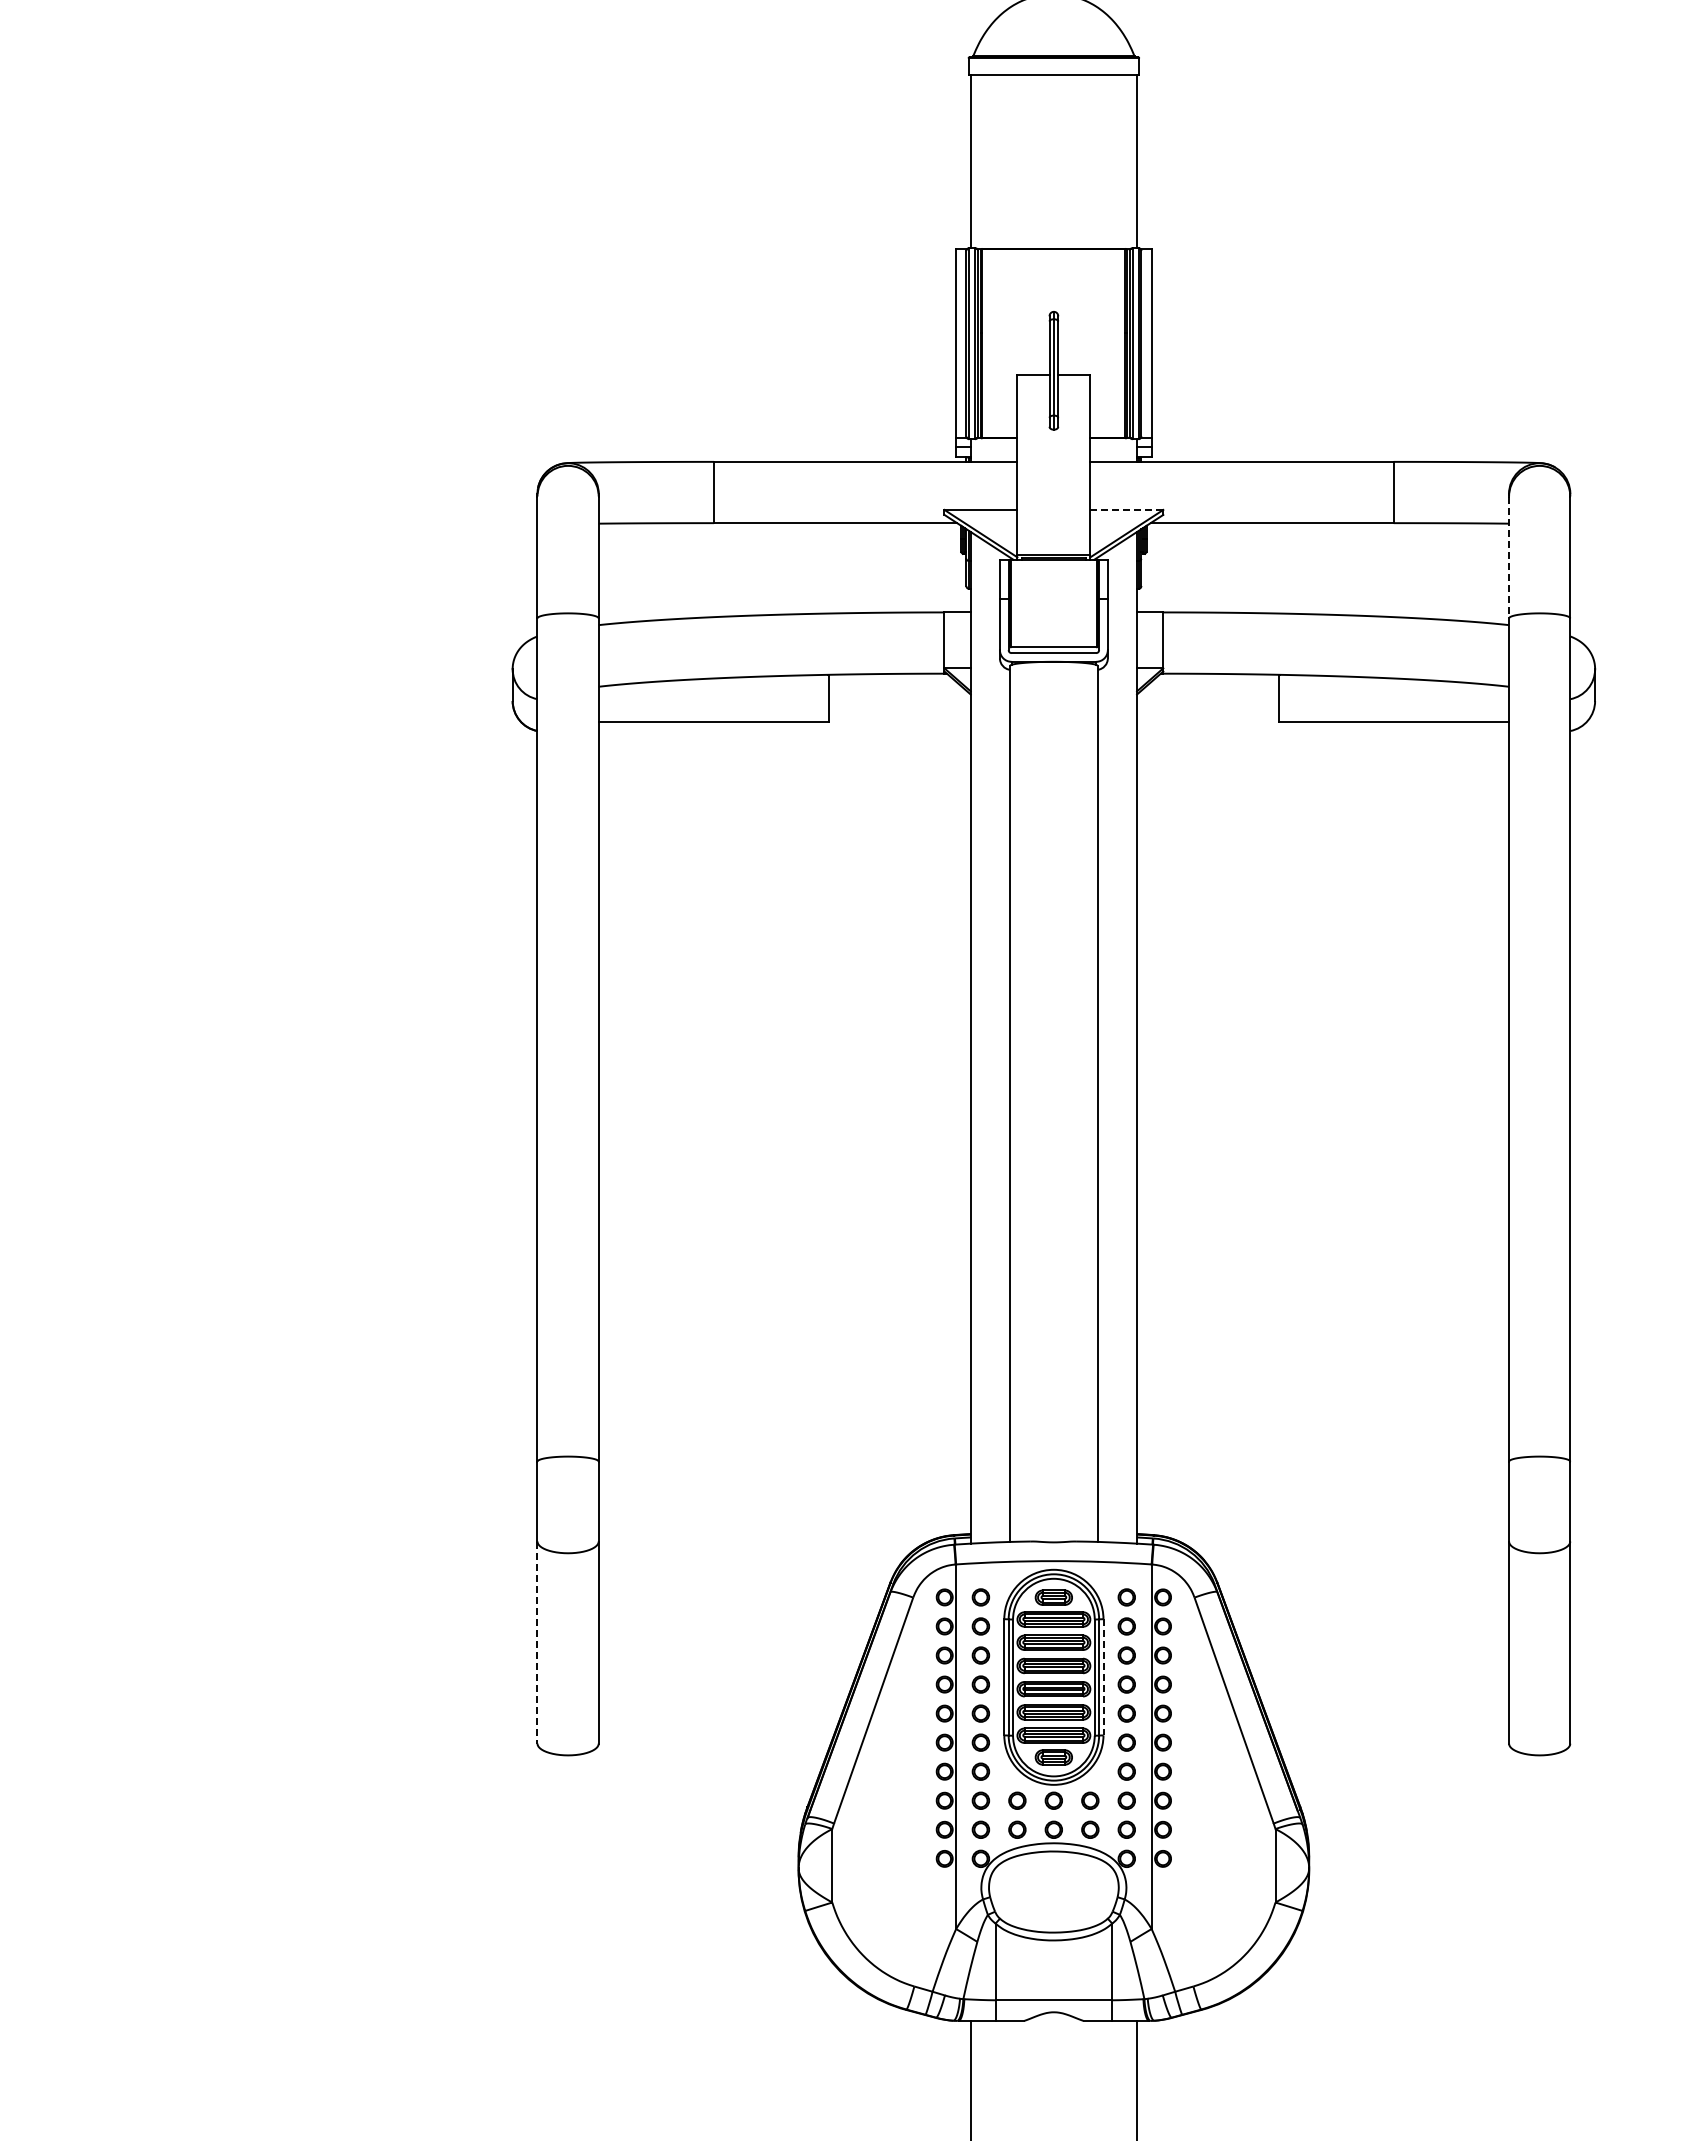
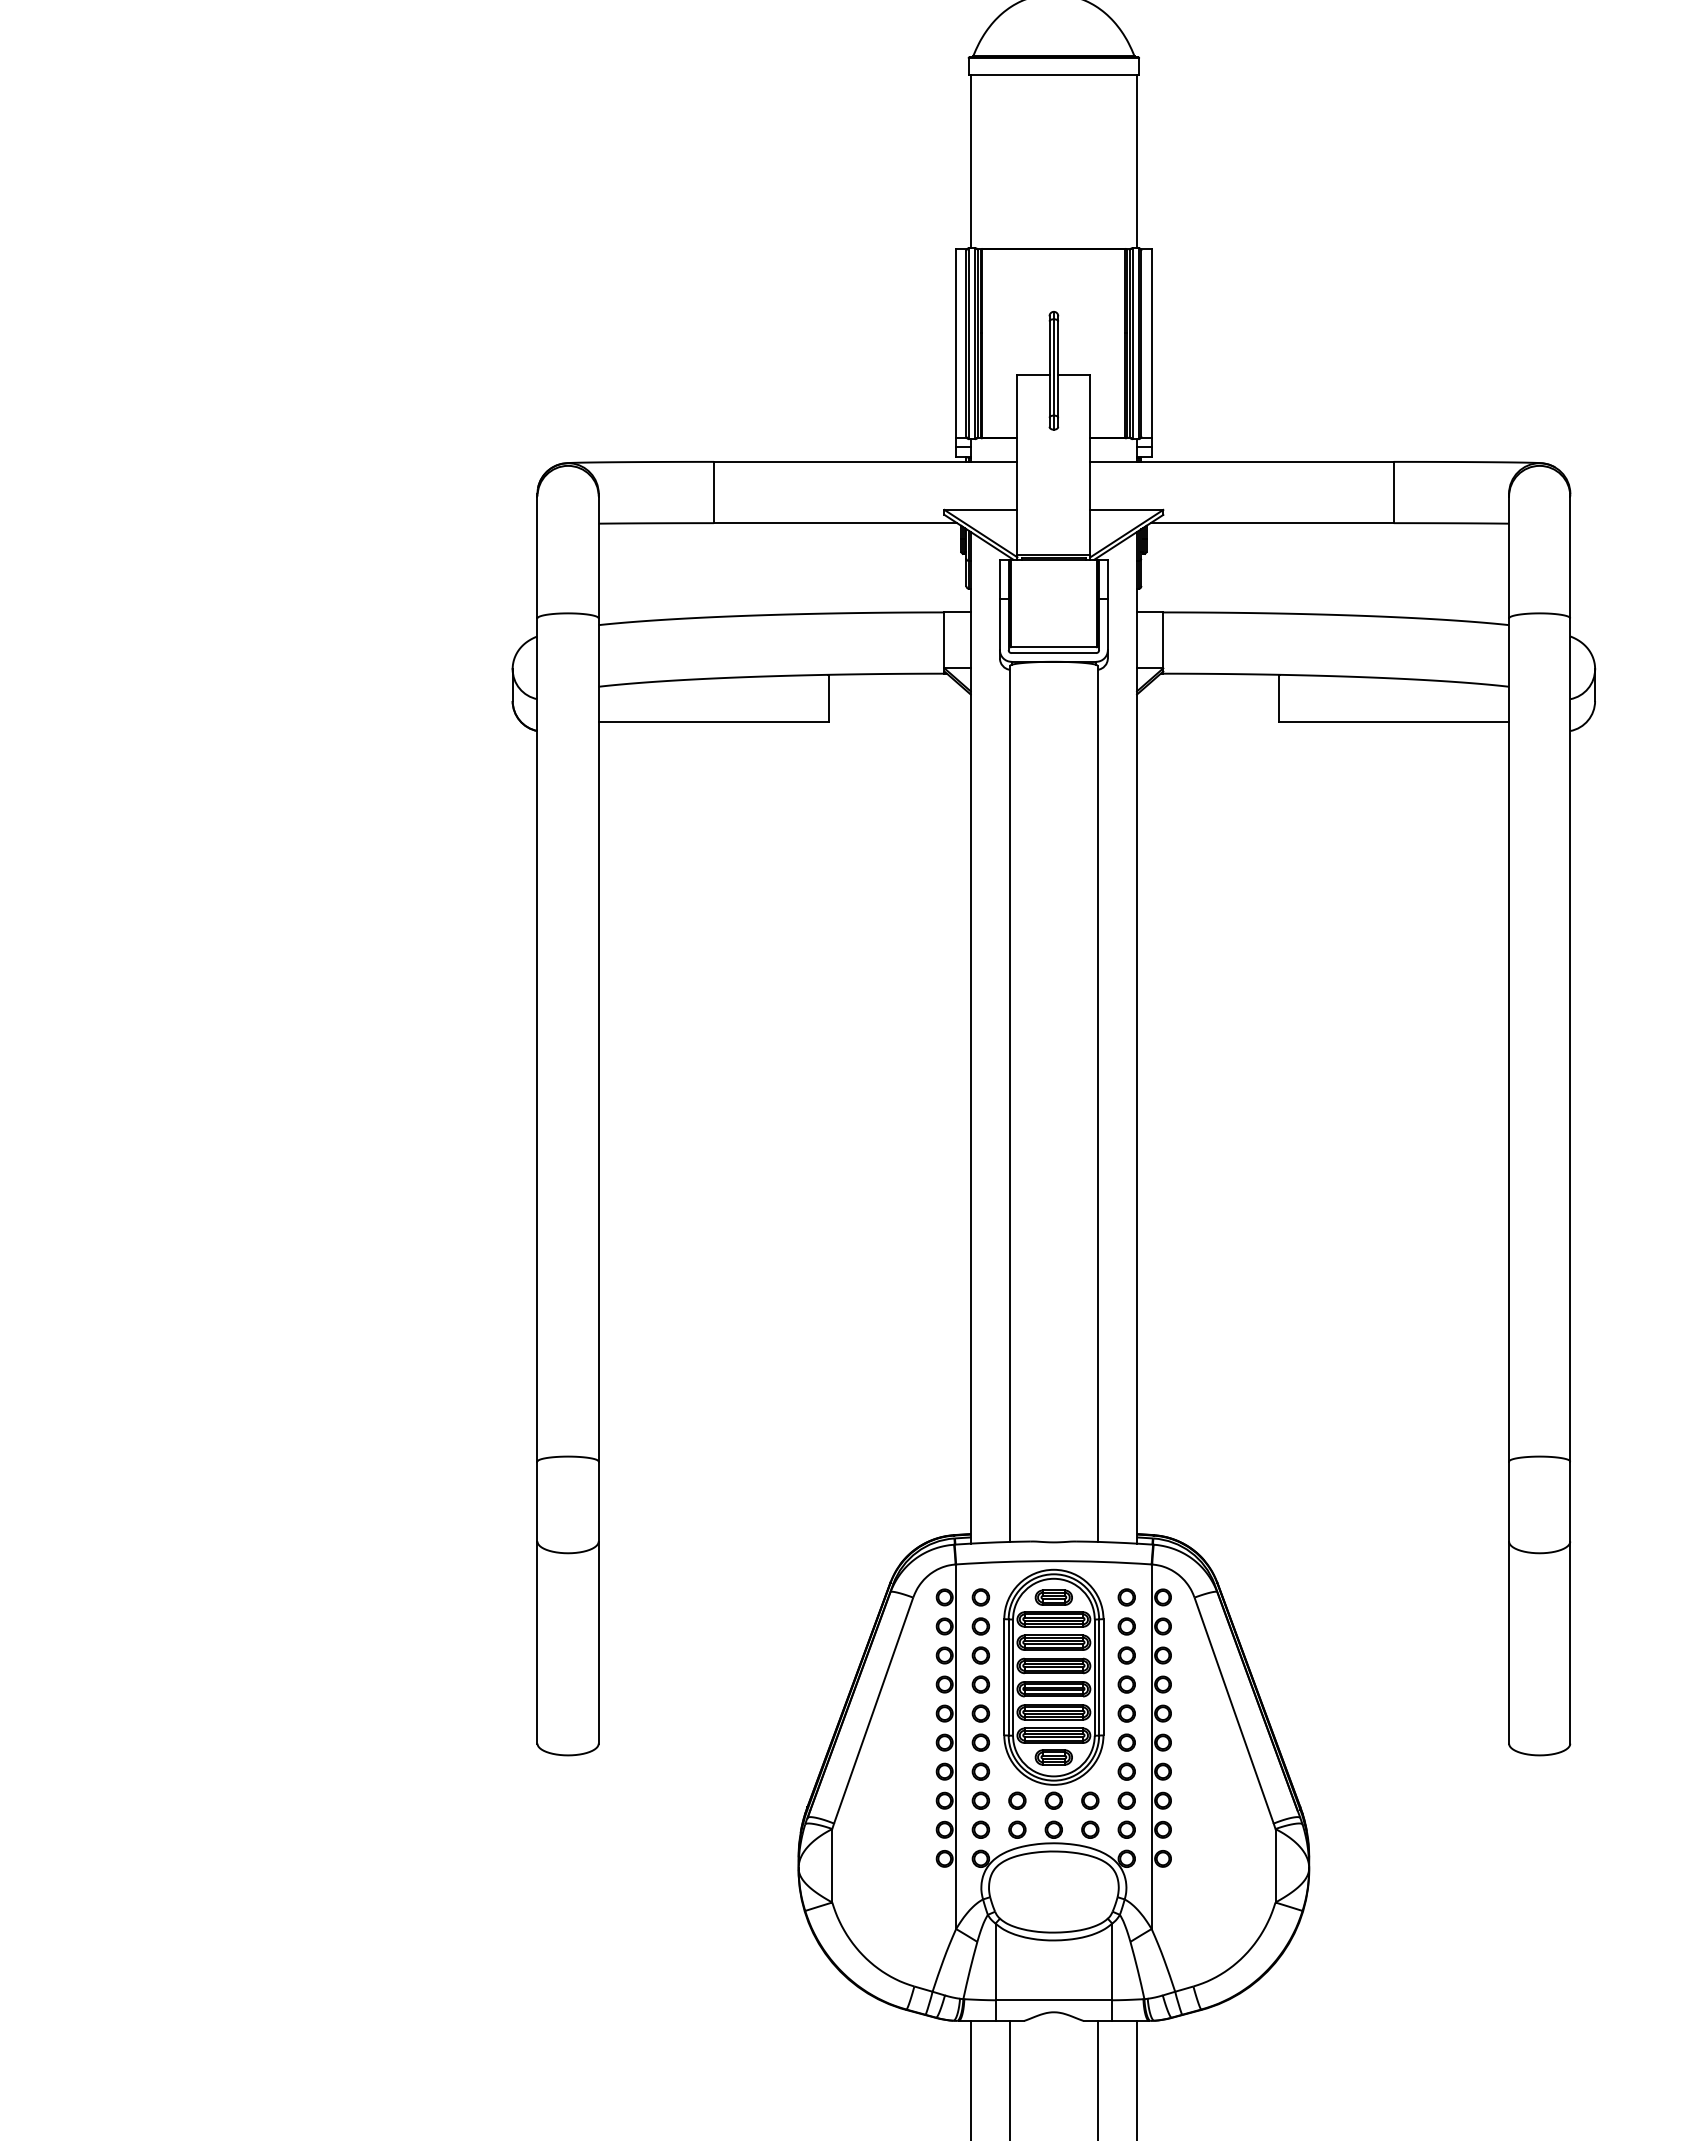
line: dashed -> solid (1126, 509)
line: dashed -> solid (1509, 557)
line: dashed -> solid (537, 1643)
line: dashed -> solid (1103, 1677)
line: none -> present (1010, 2078)
line: none -> present (1097, 2078)
